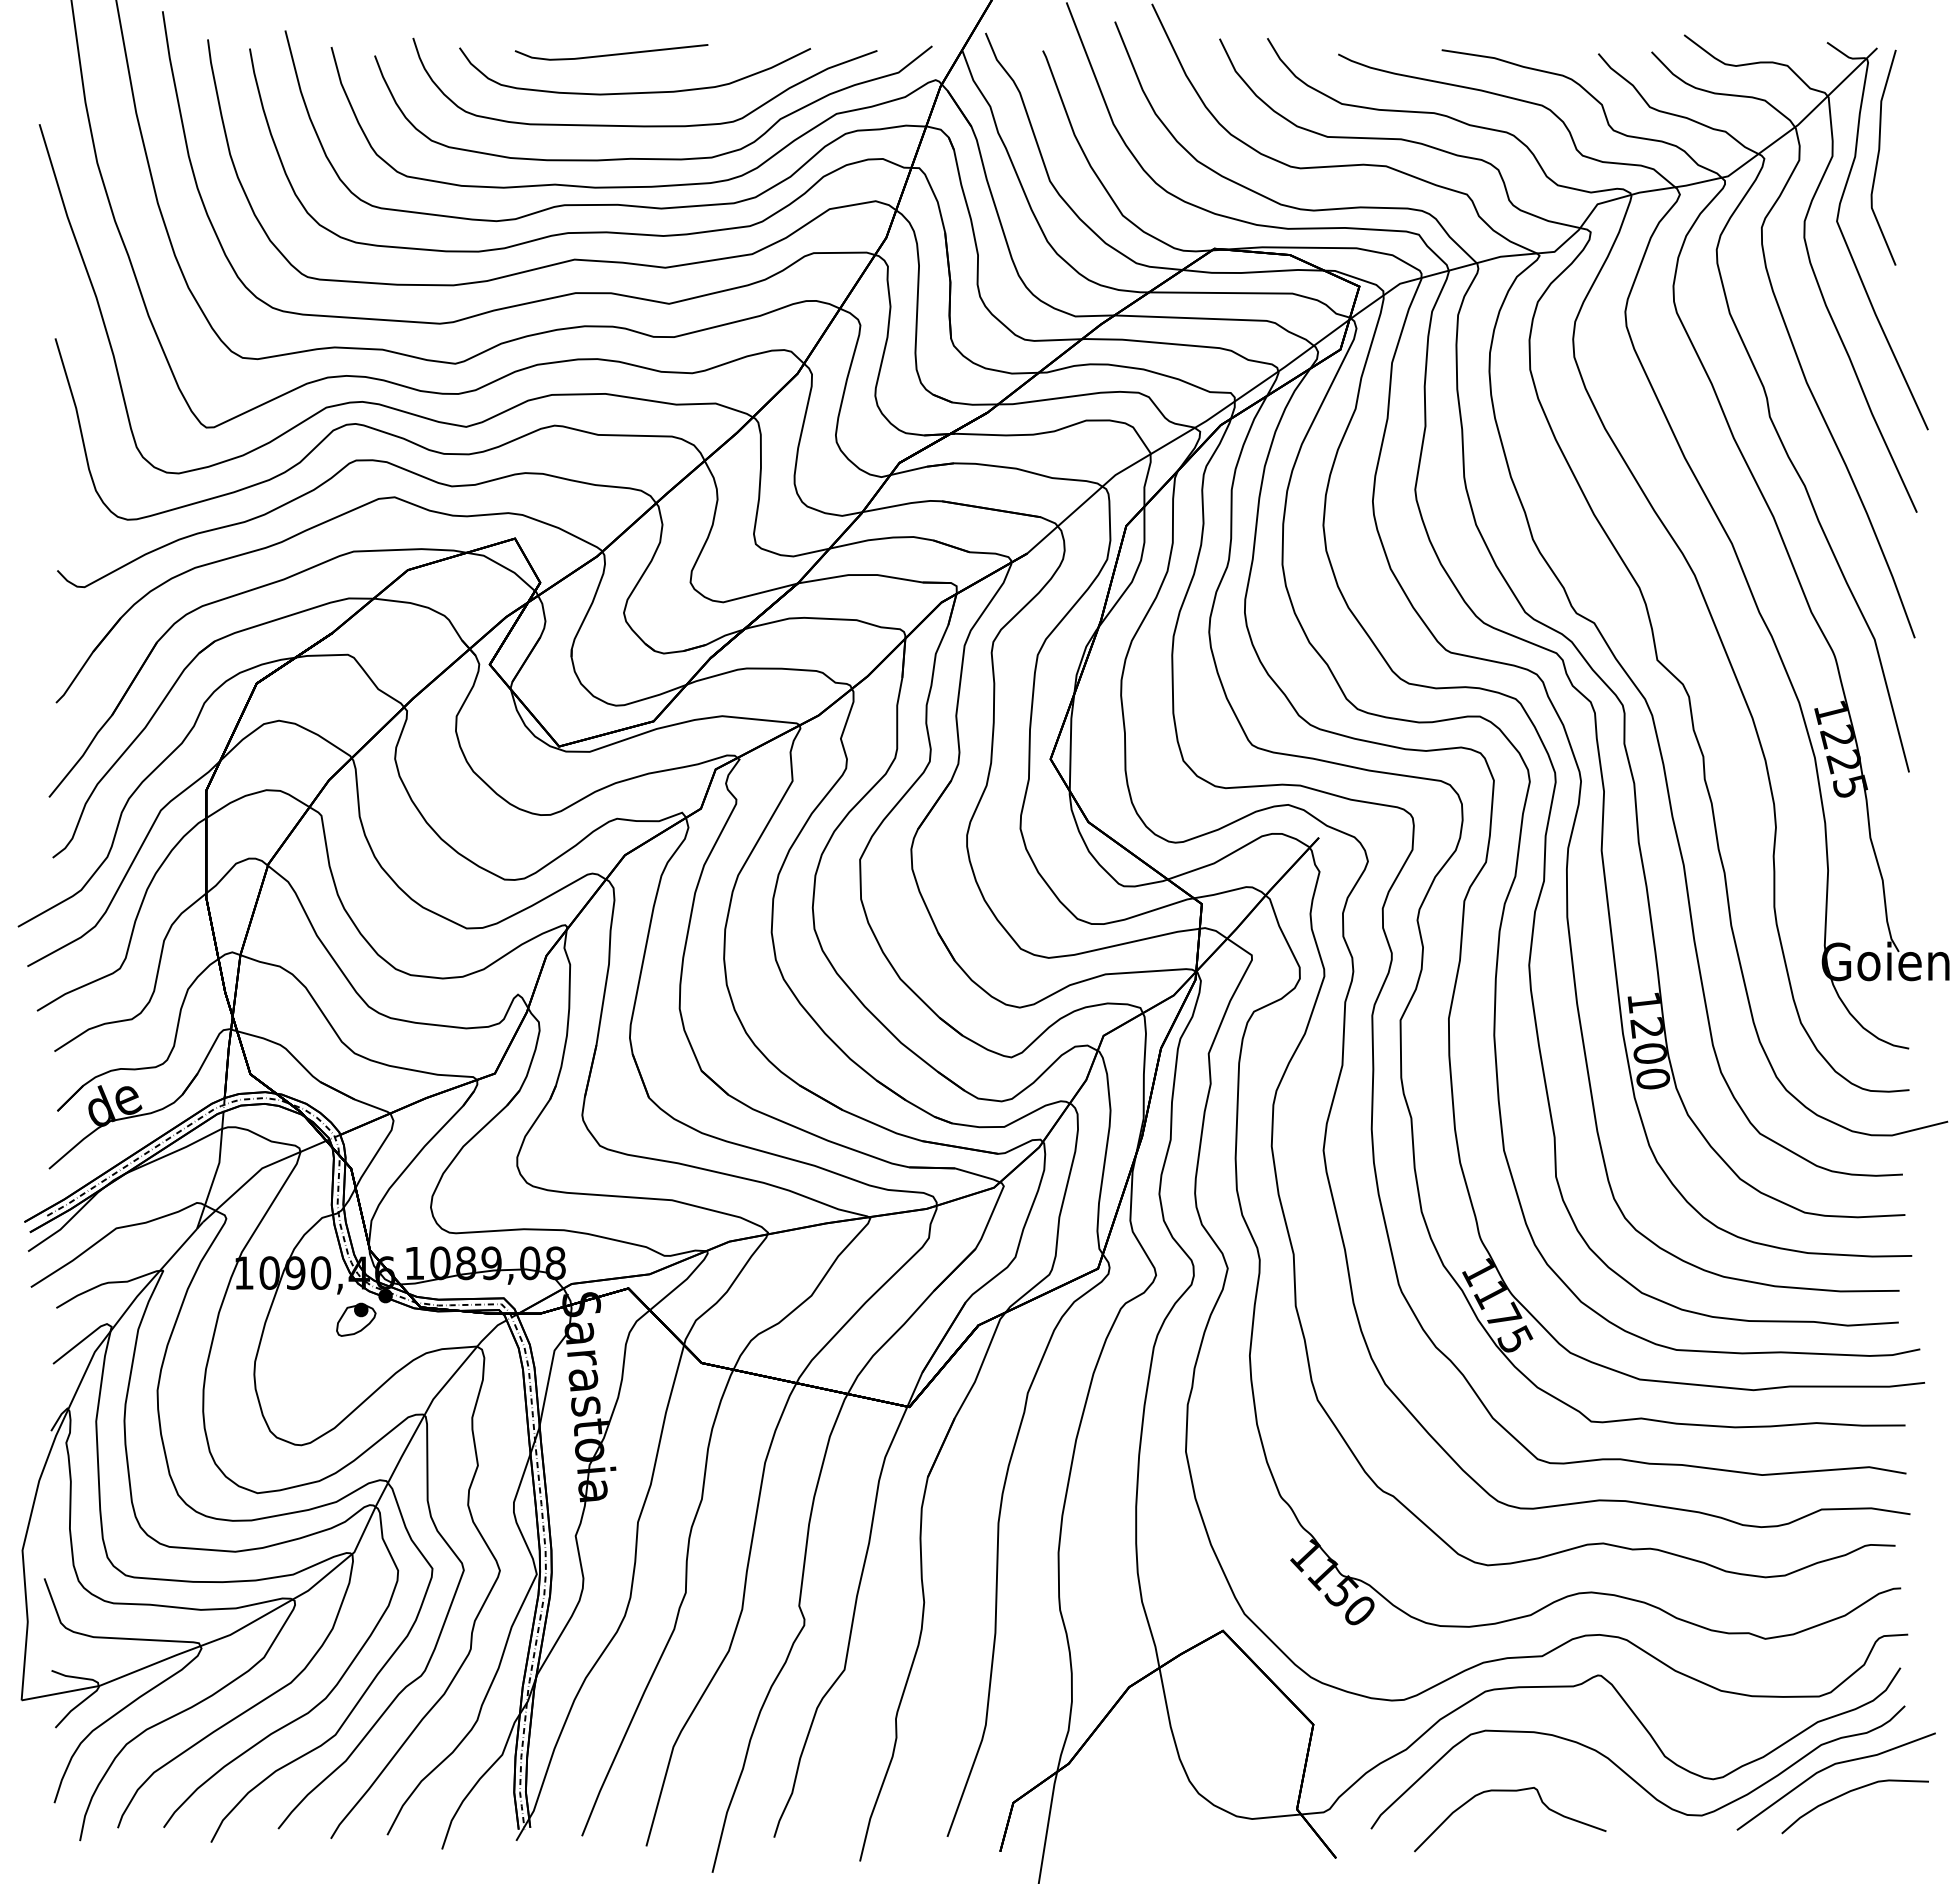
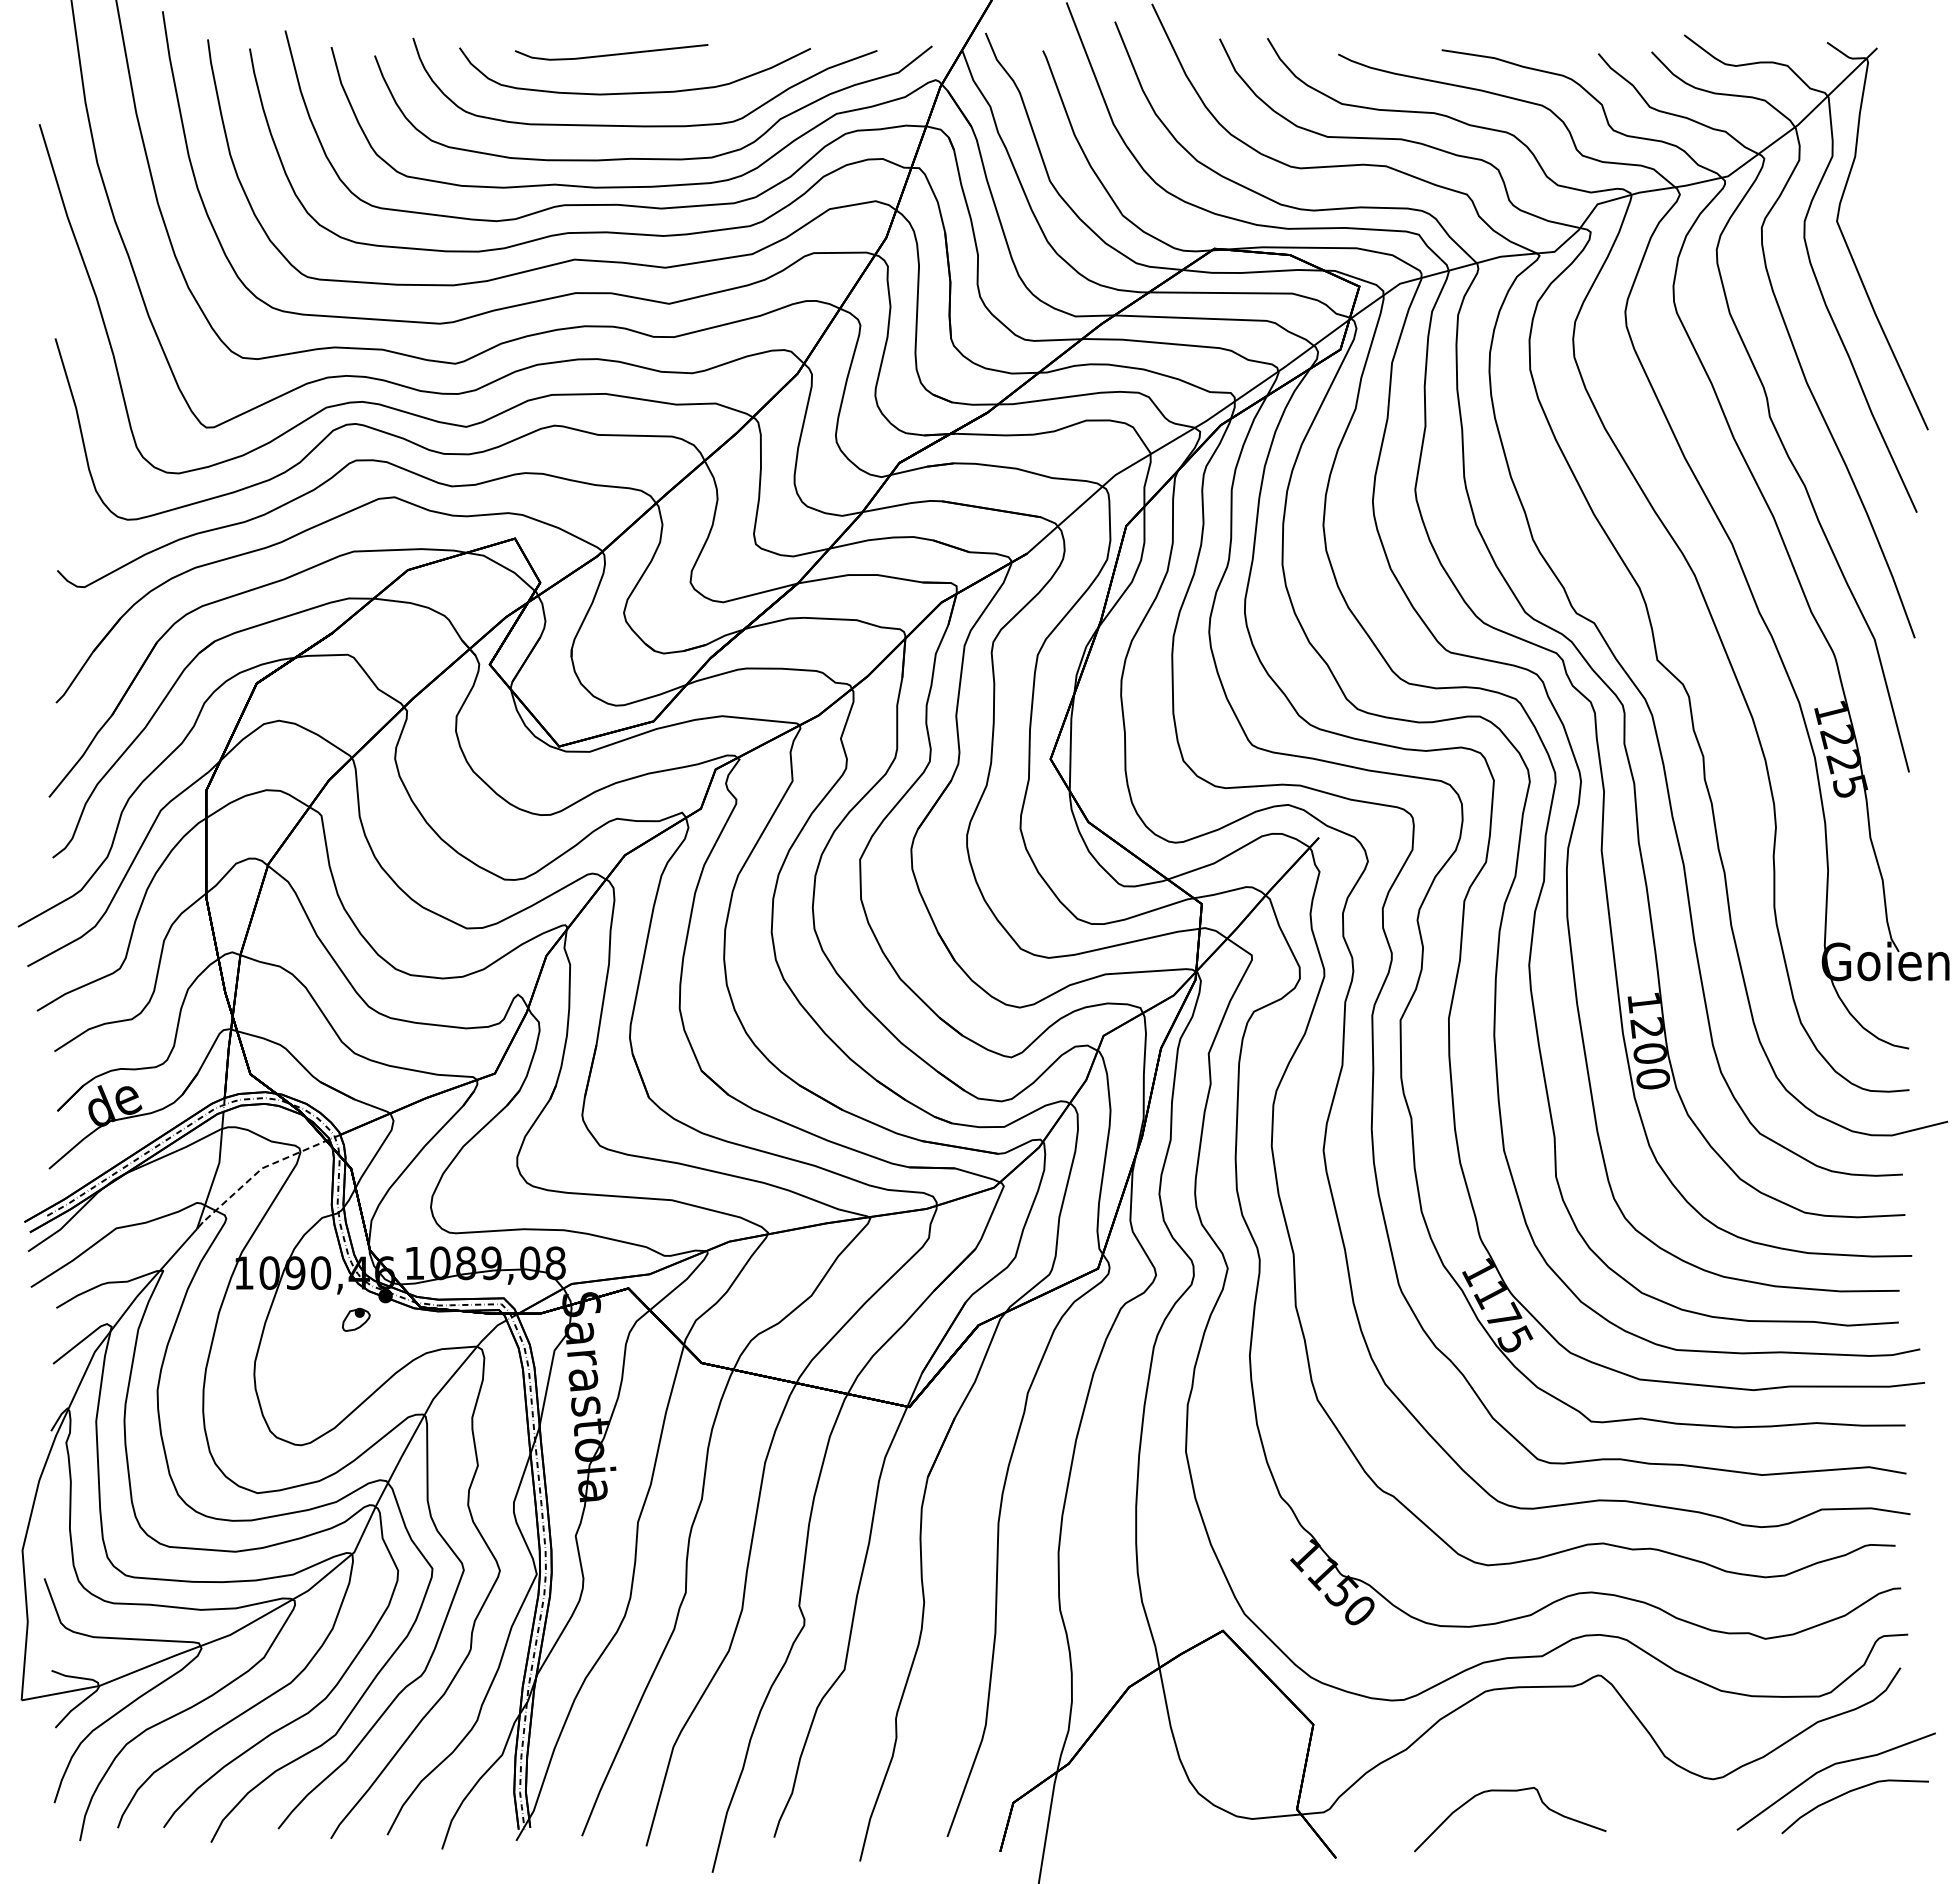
curve: present -> none (1879, 155)
line: solid -> dashed (260, 1170)
part size: 41x35 px -> 29x25 px (356, 1319)
curve: present -> none (1631, 1776)
